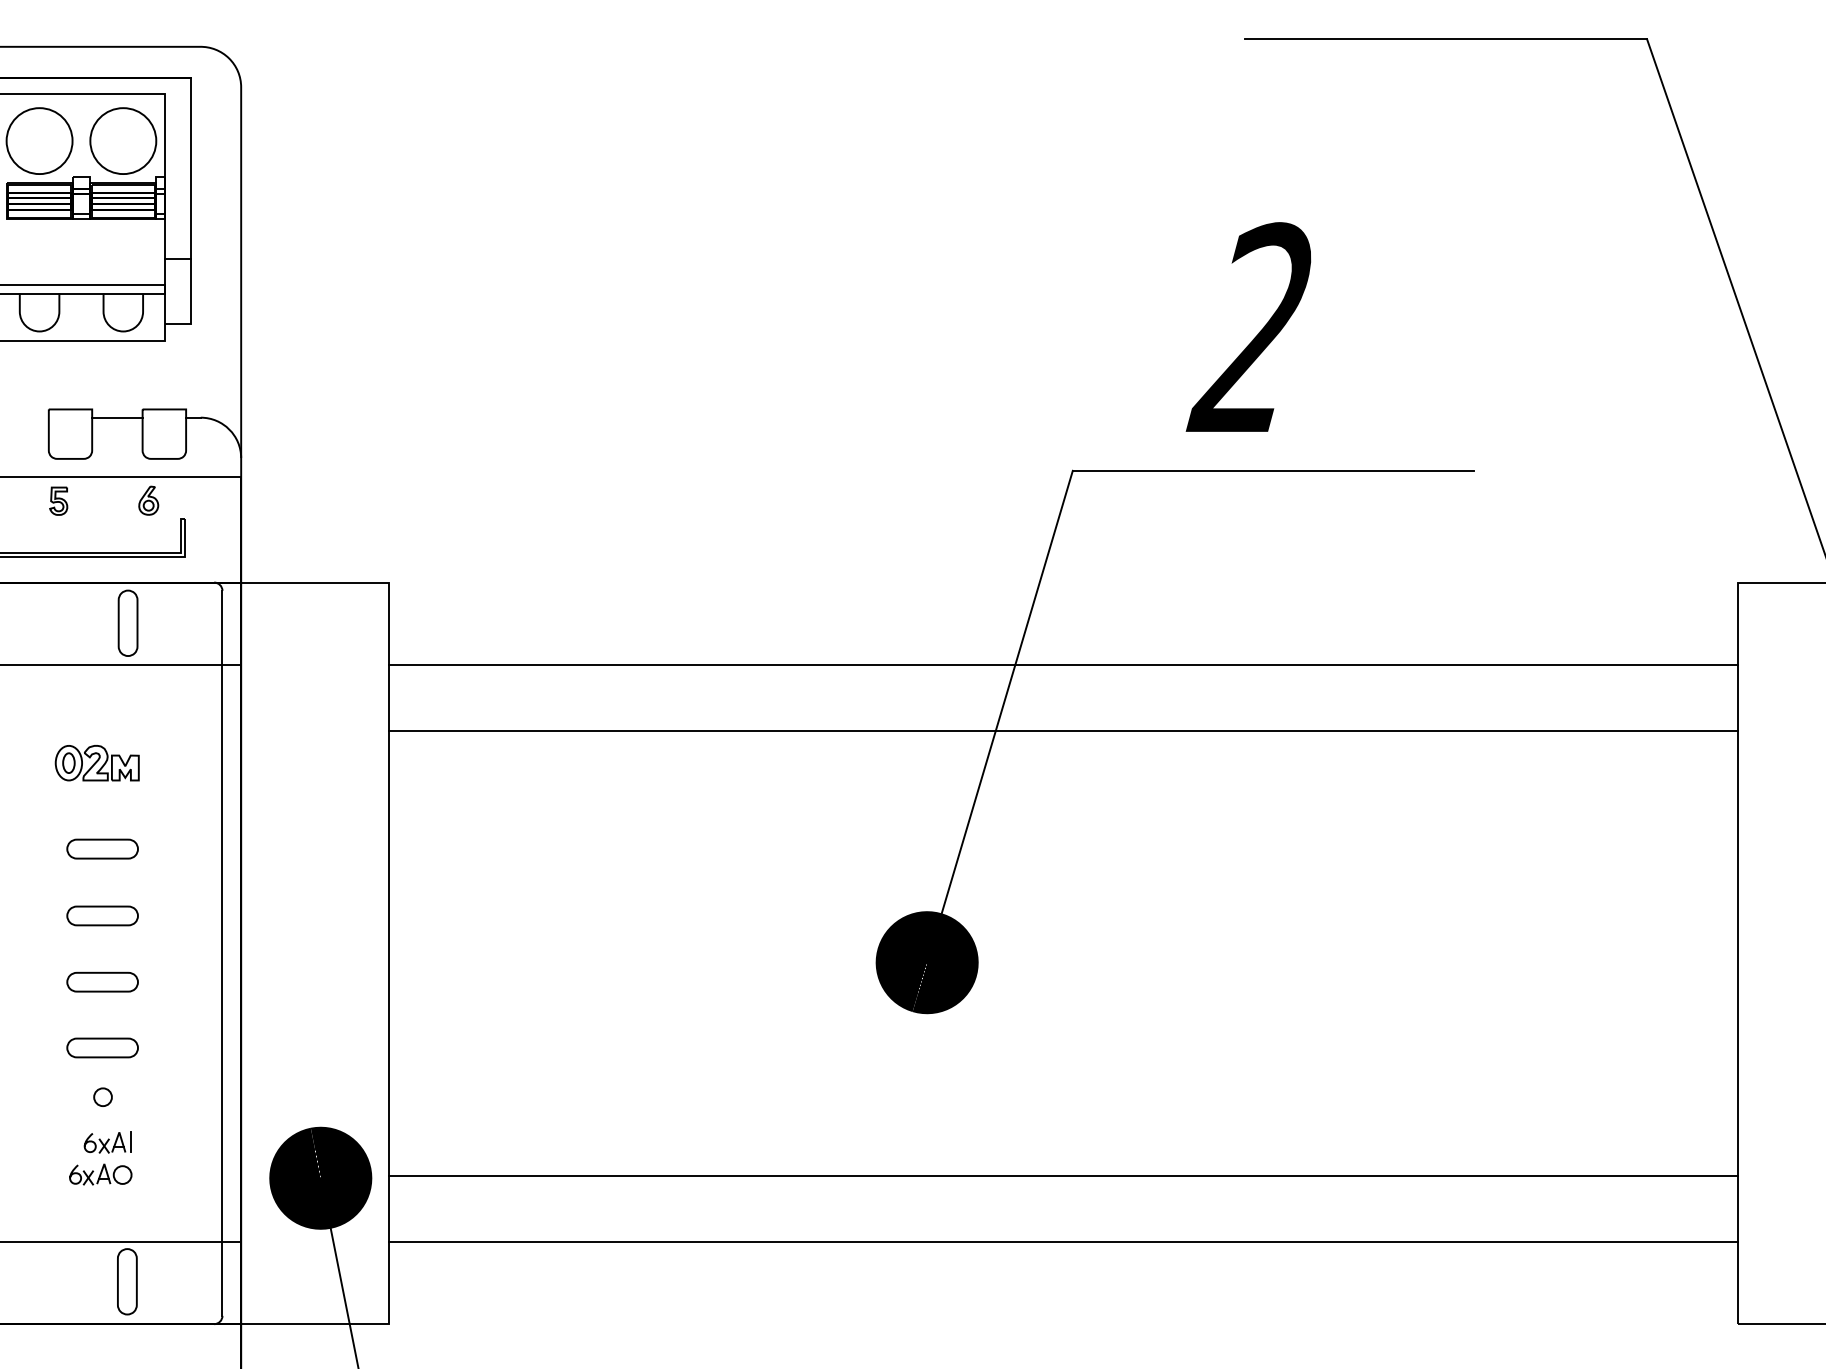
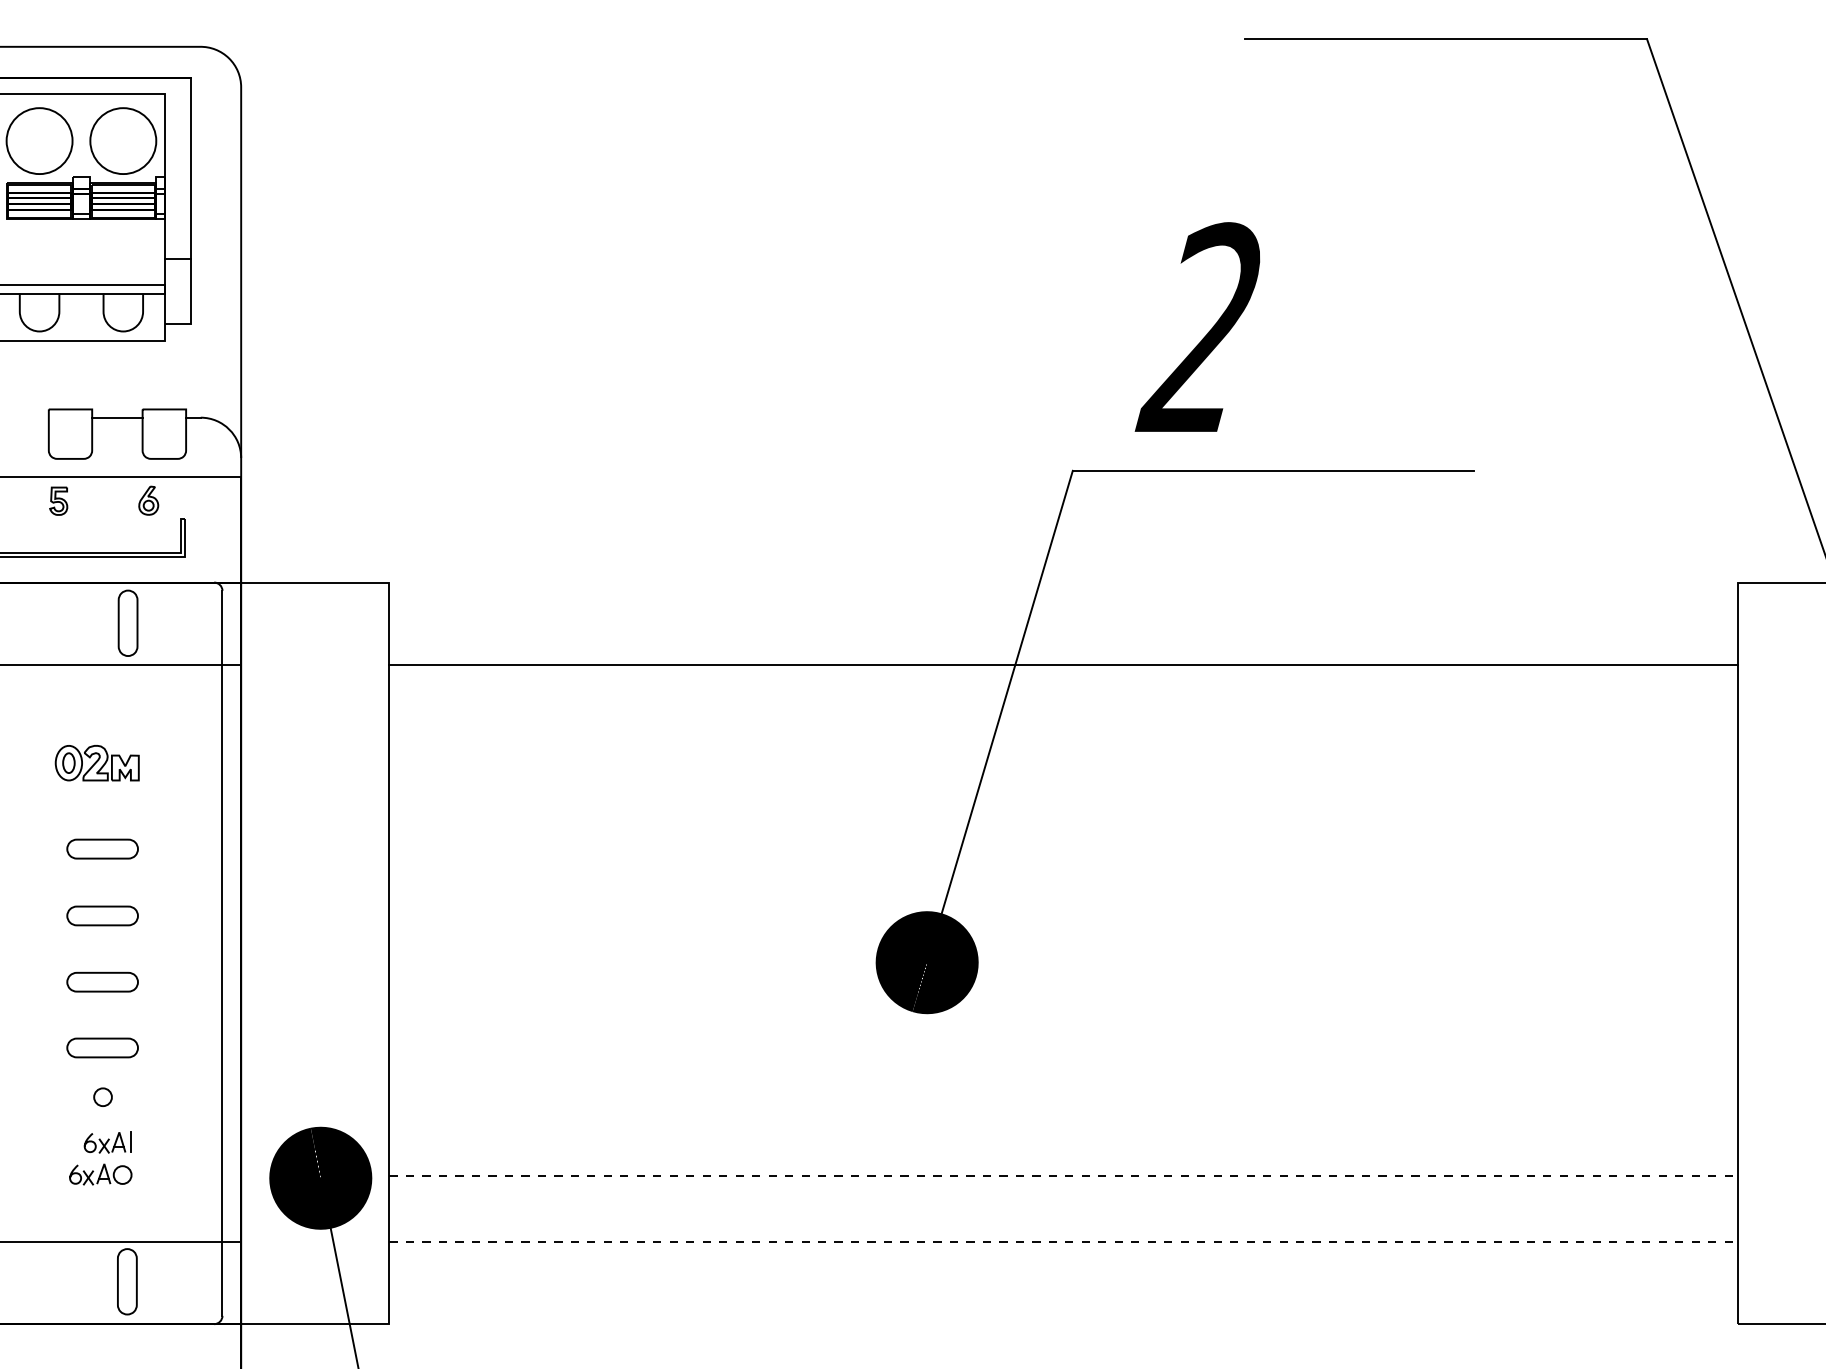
text position: (1248, 326) -> (1197, 326) (1197, 326)
line: present -> none (1063, 730)
line: solid -> dashed (1064, 1175)
line: solid -> dashed (1064, 1241)
